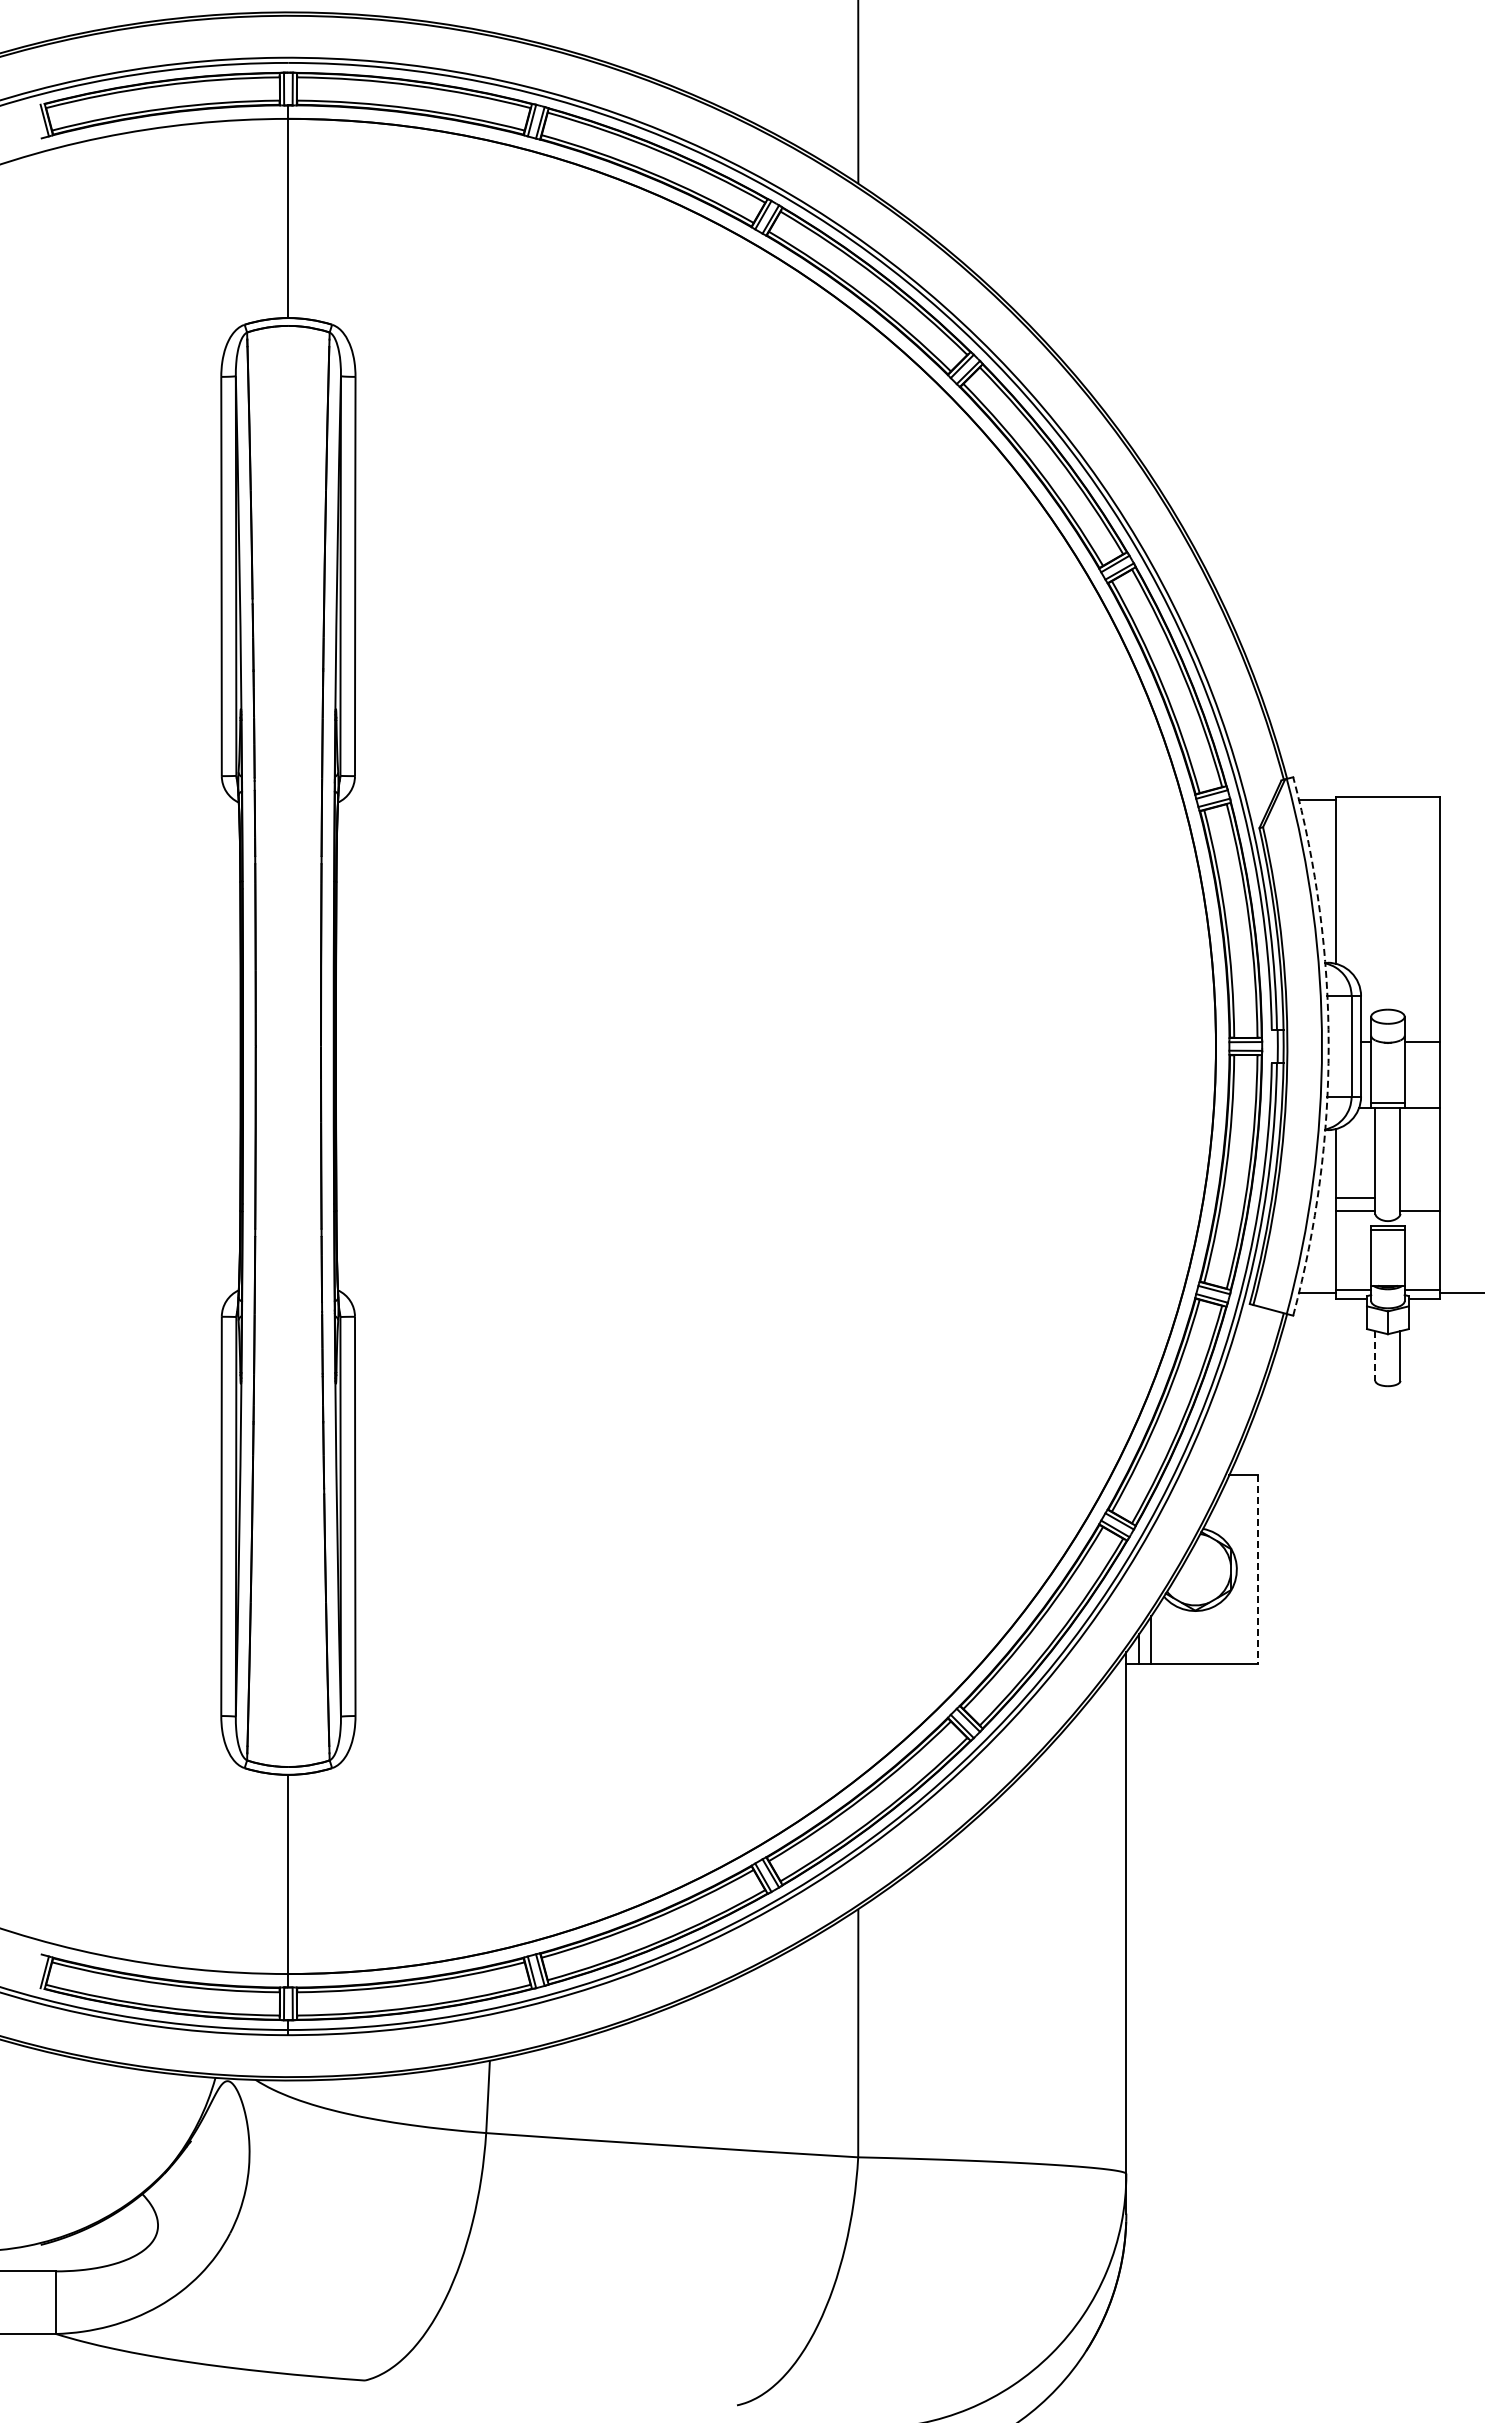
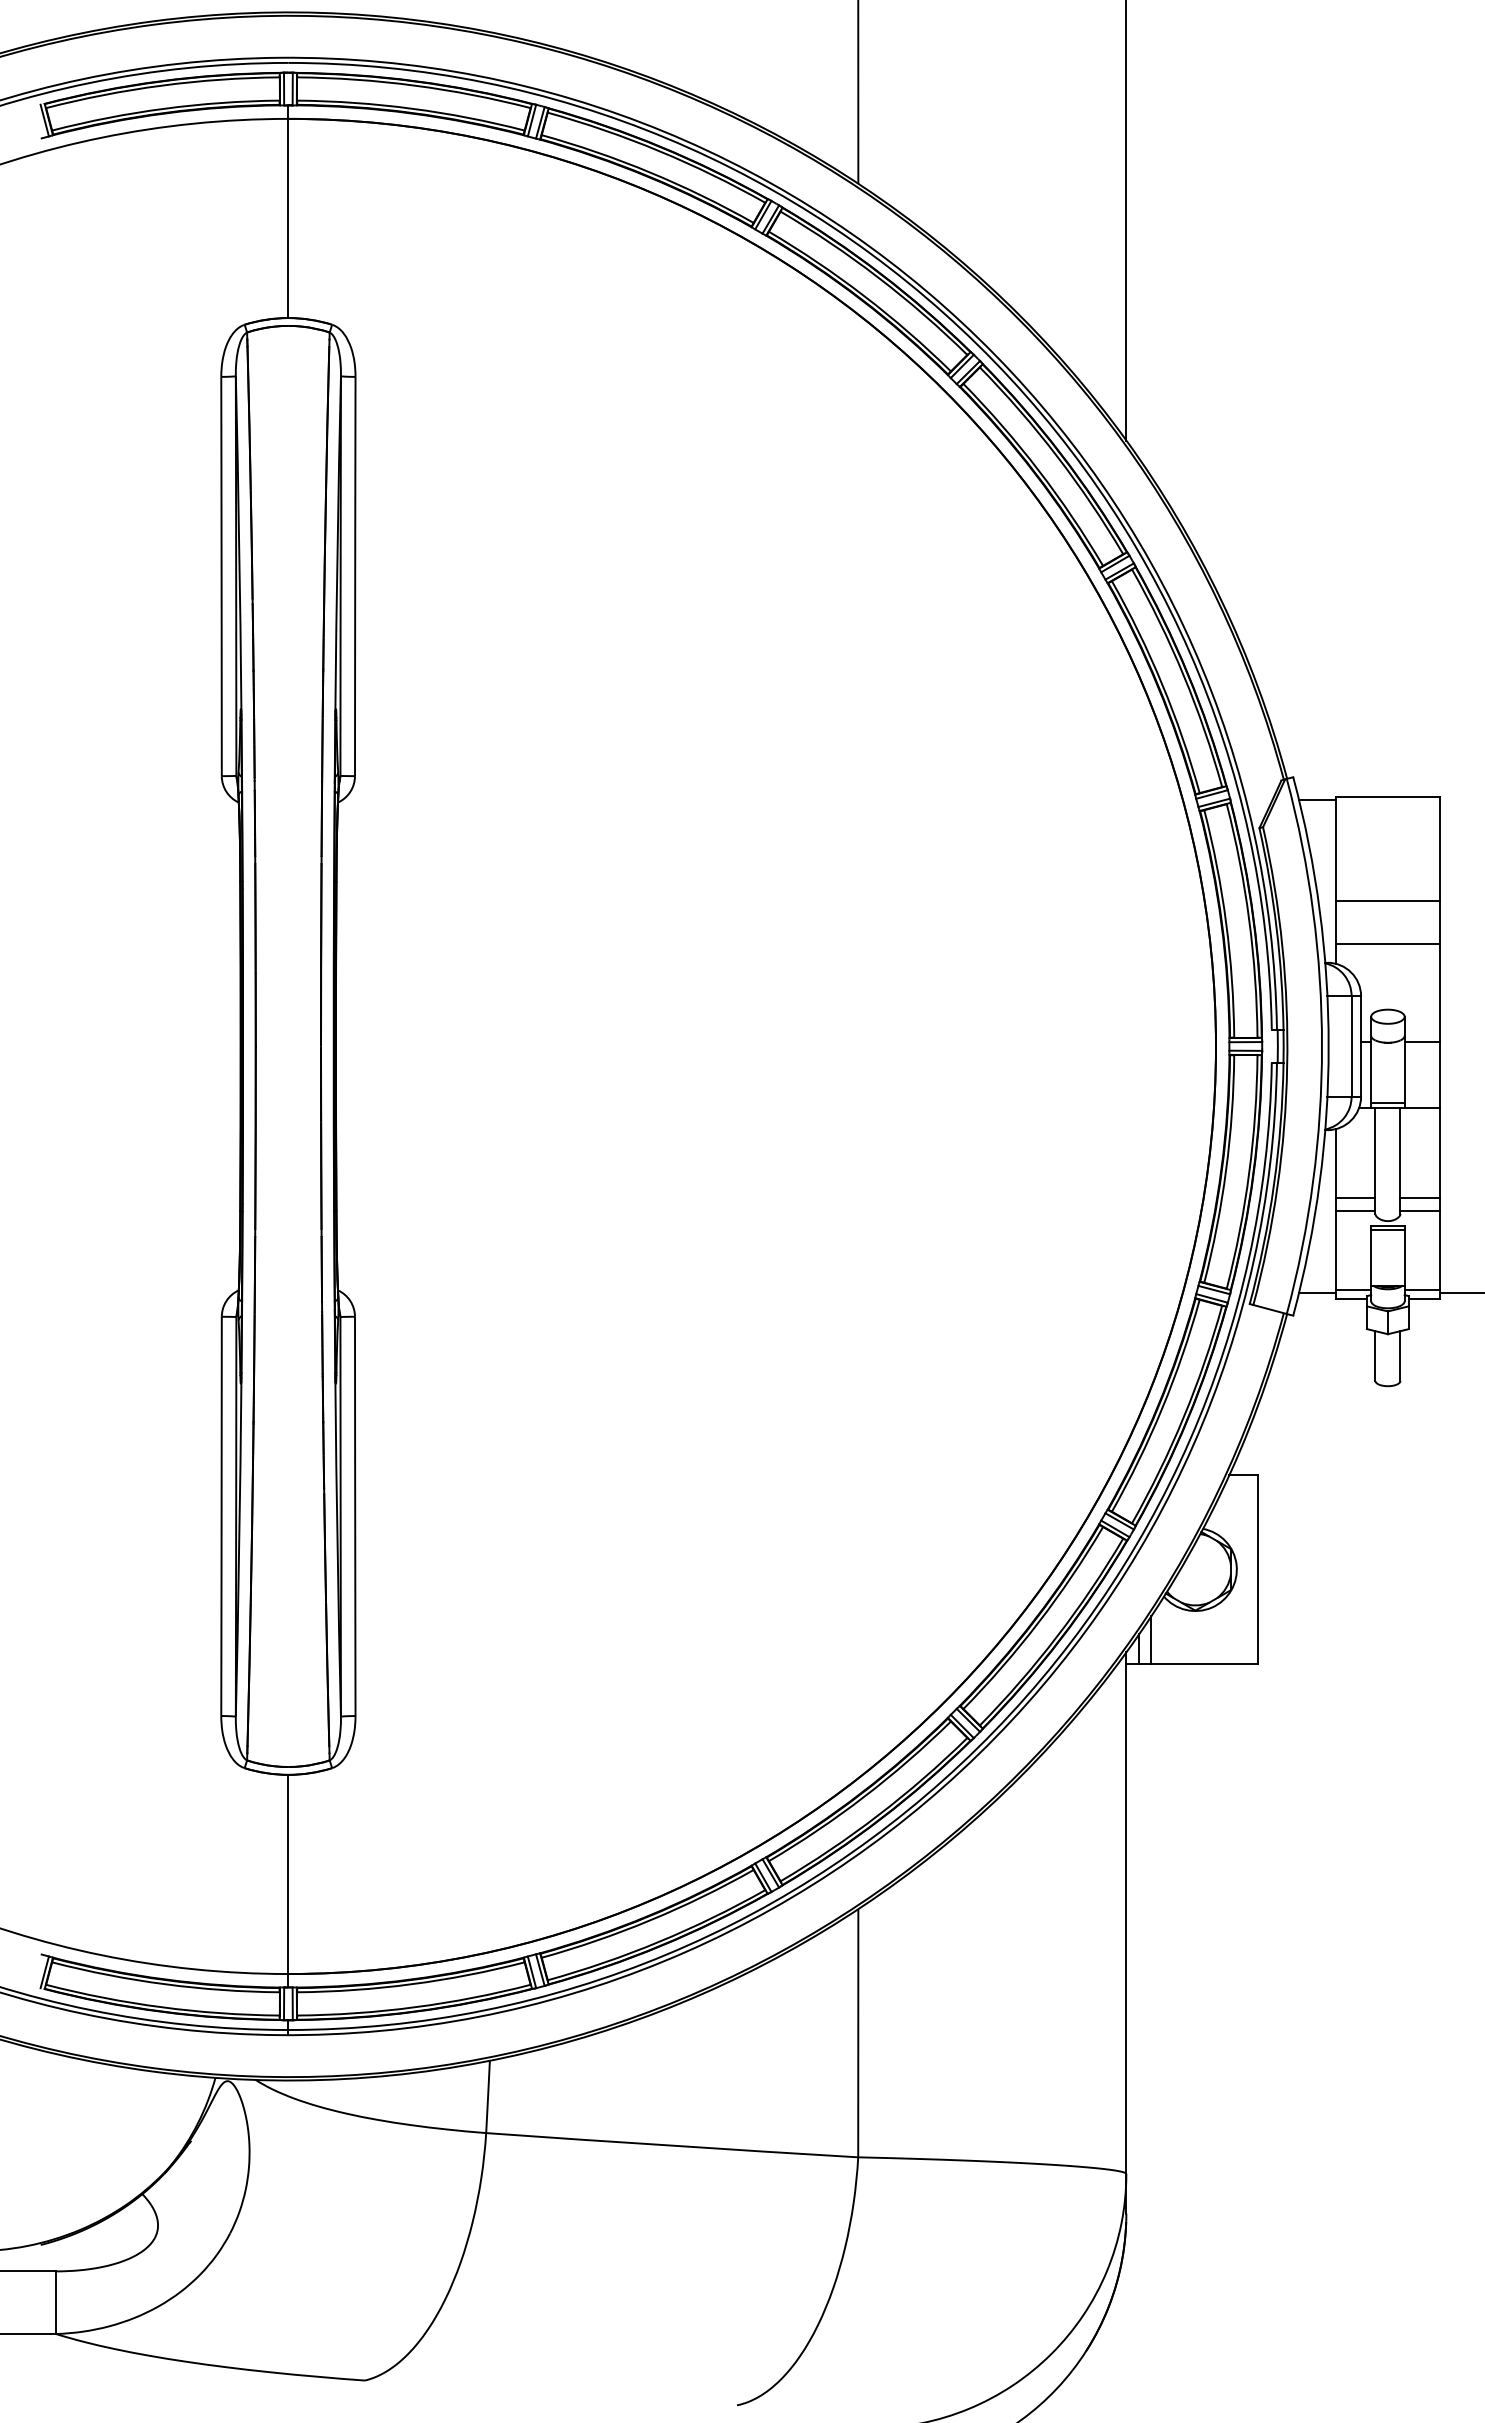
line: none -> present (1126, 221)
line: none -> present (1387, 901)
line: none -> present (1387, 943)
arc: dashed -> solid (1328, 1046)
line: none -> present (1420, 1198)
line: dashed -> solid (1375, 1356)
line: dashed -> solid (1258, 1570)
